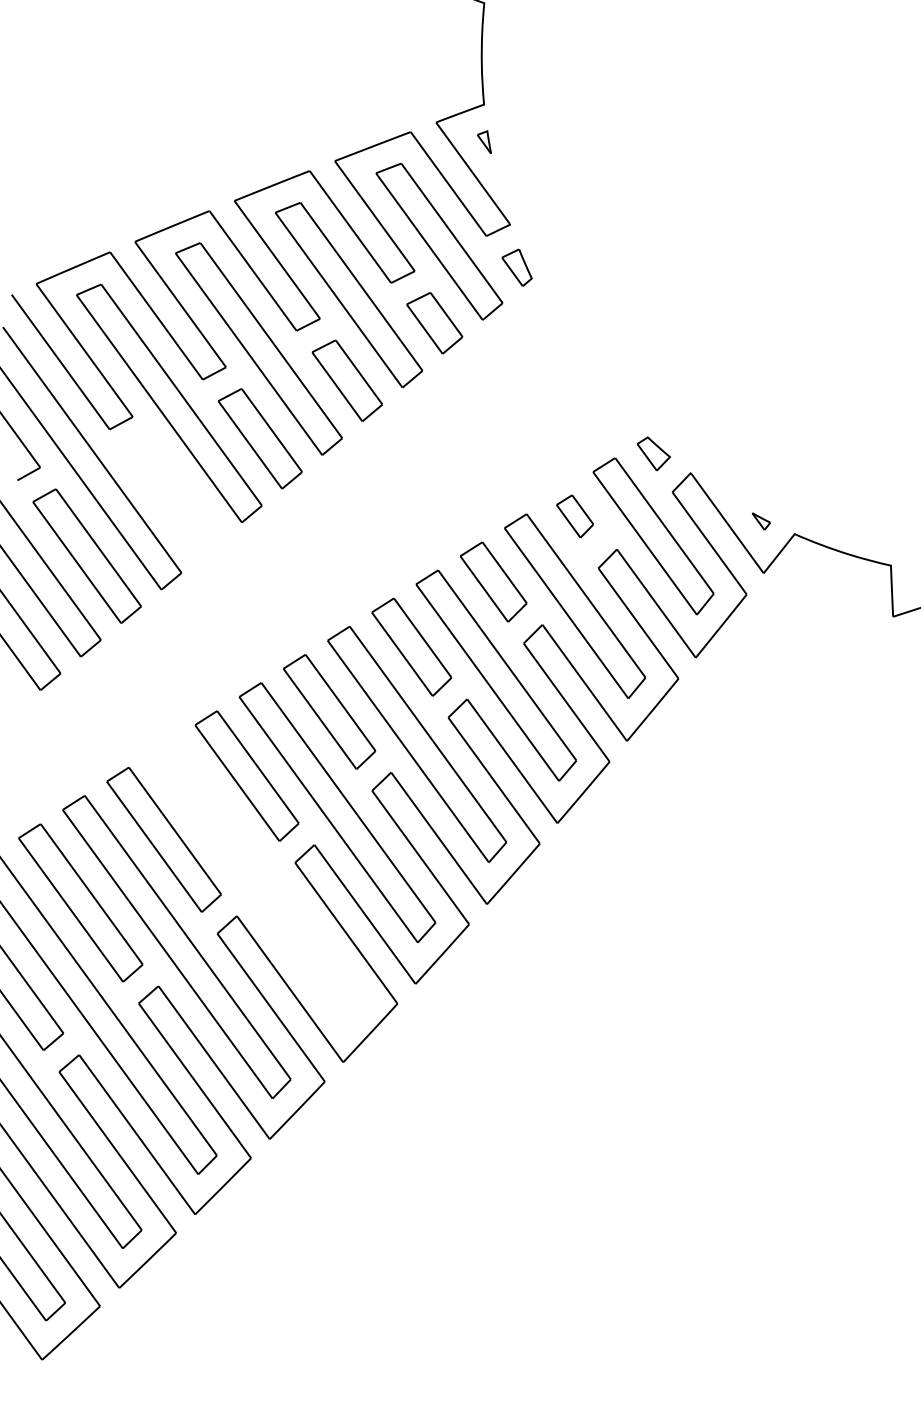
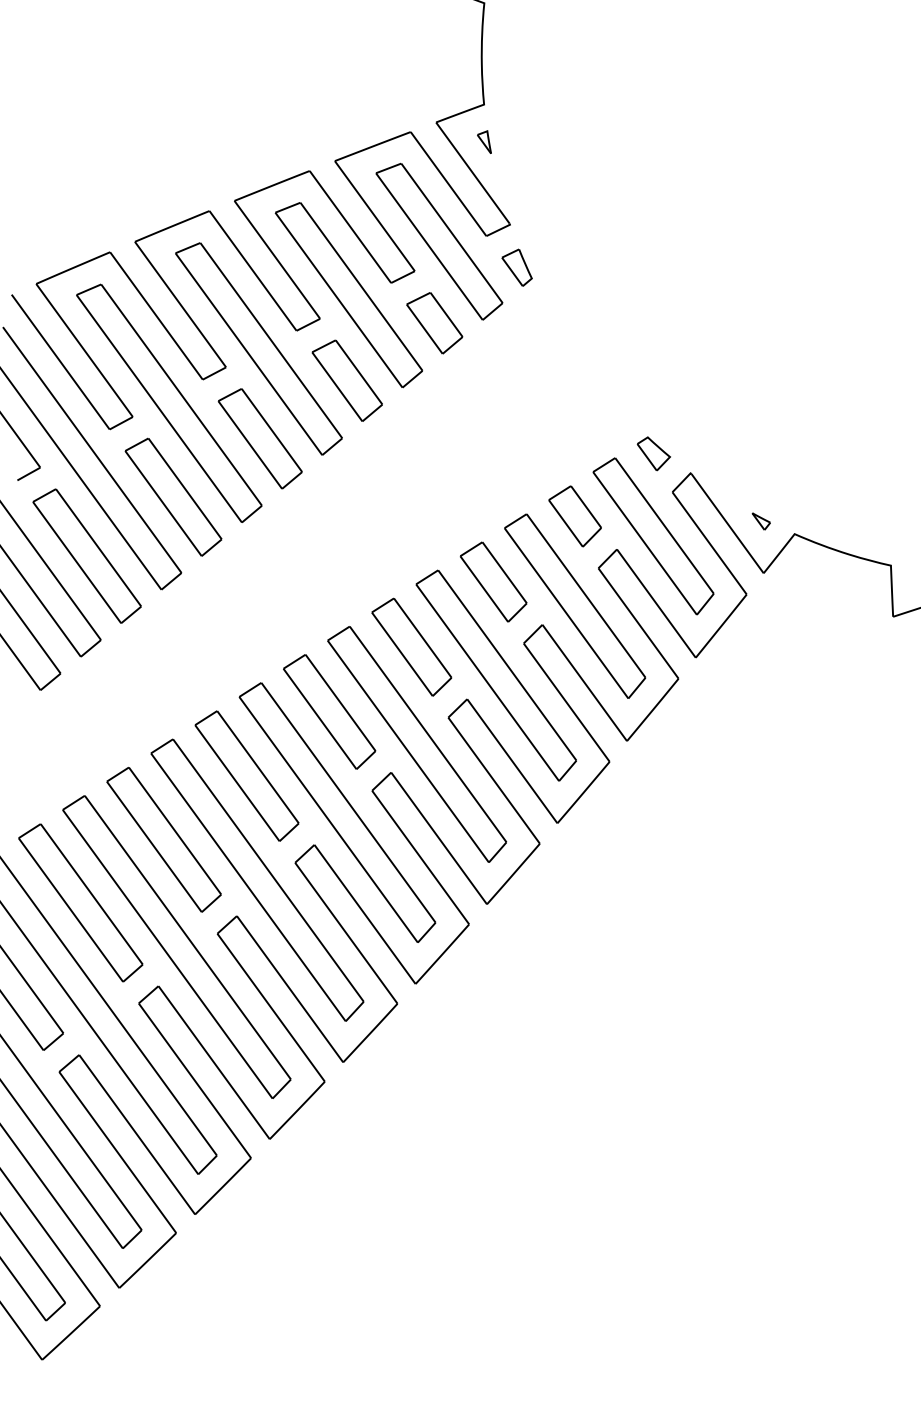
part: none -> present (173, 496)
part size: 38x45 px -> 54x63 px (574, 516)
part: none -> present (257, 879)
